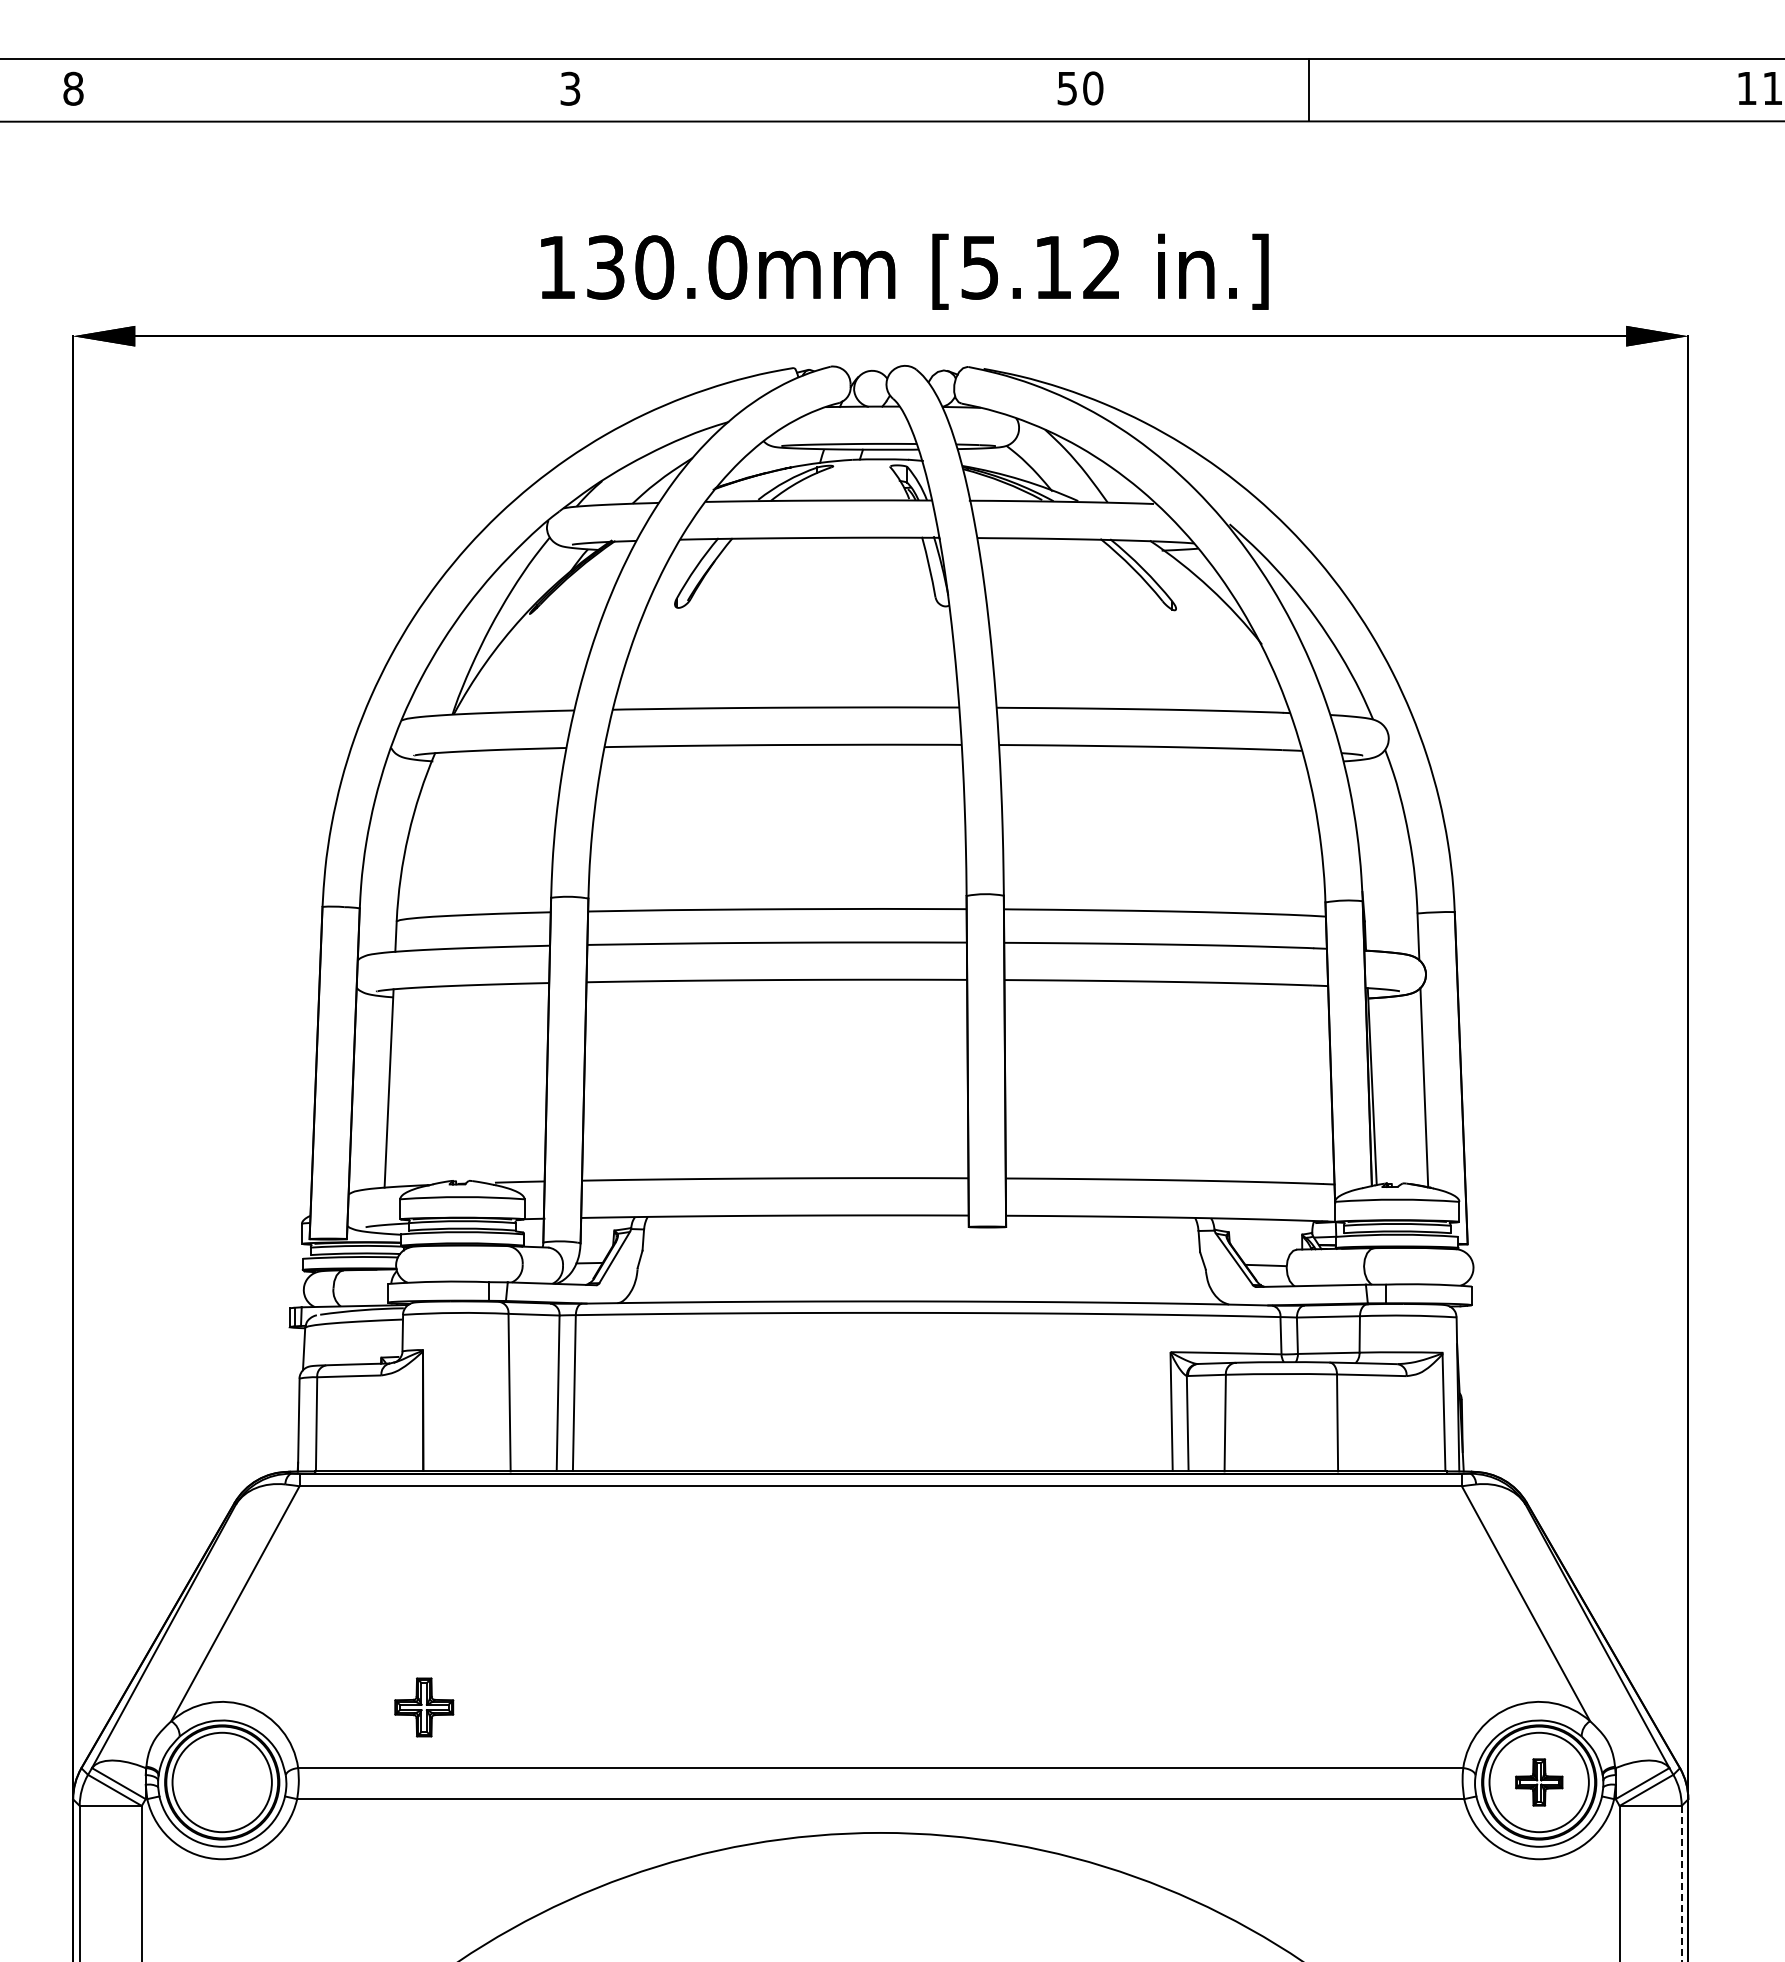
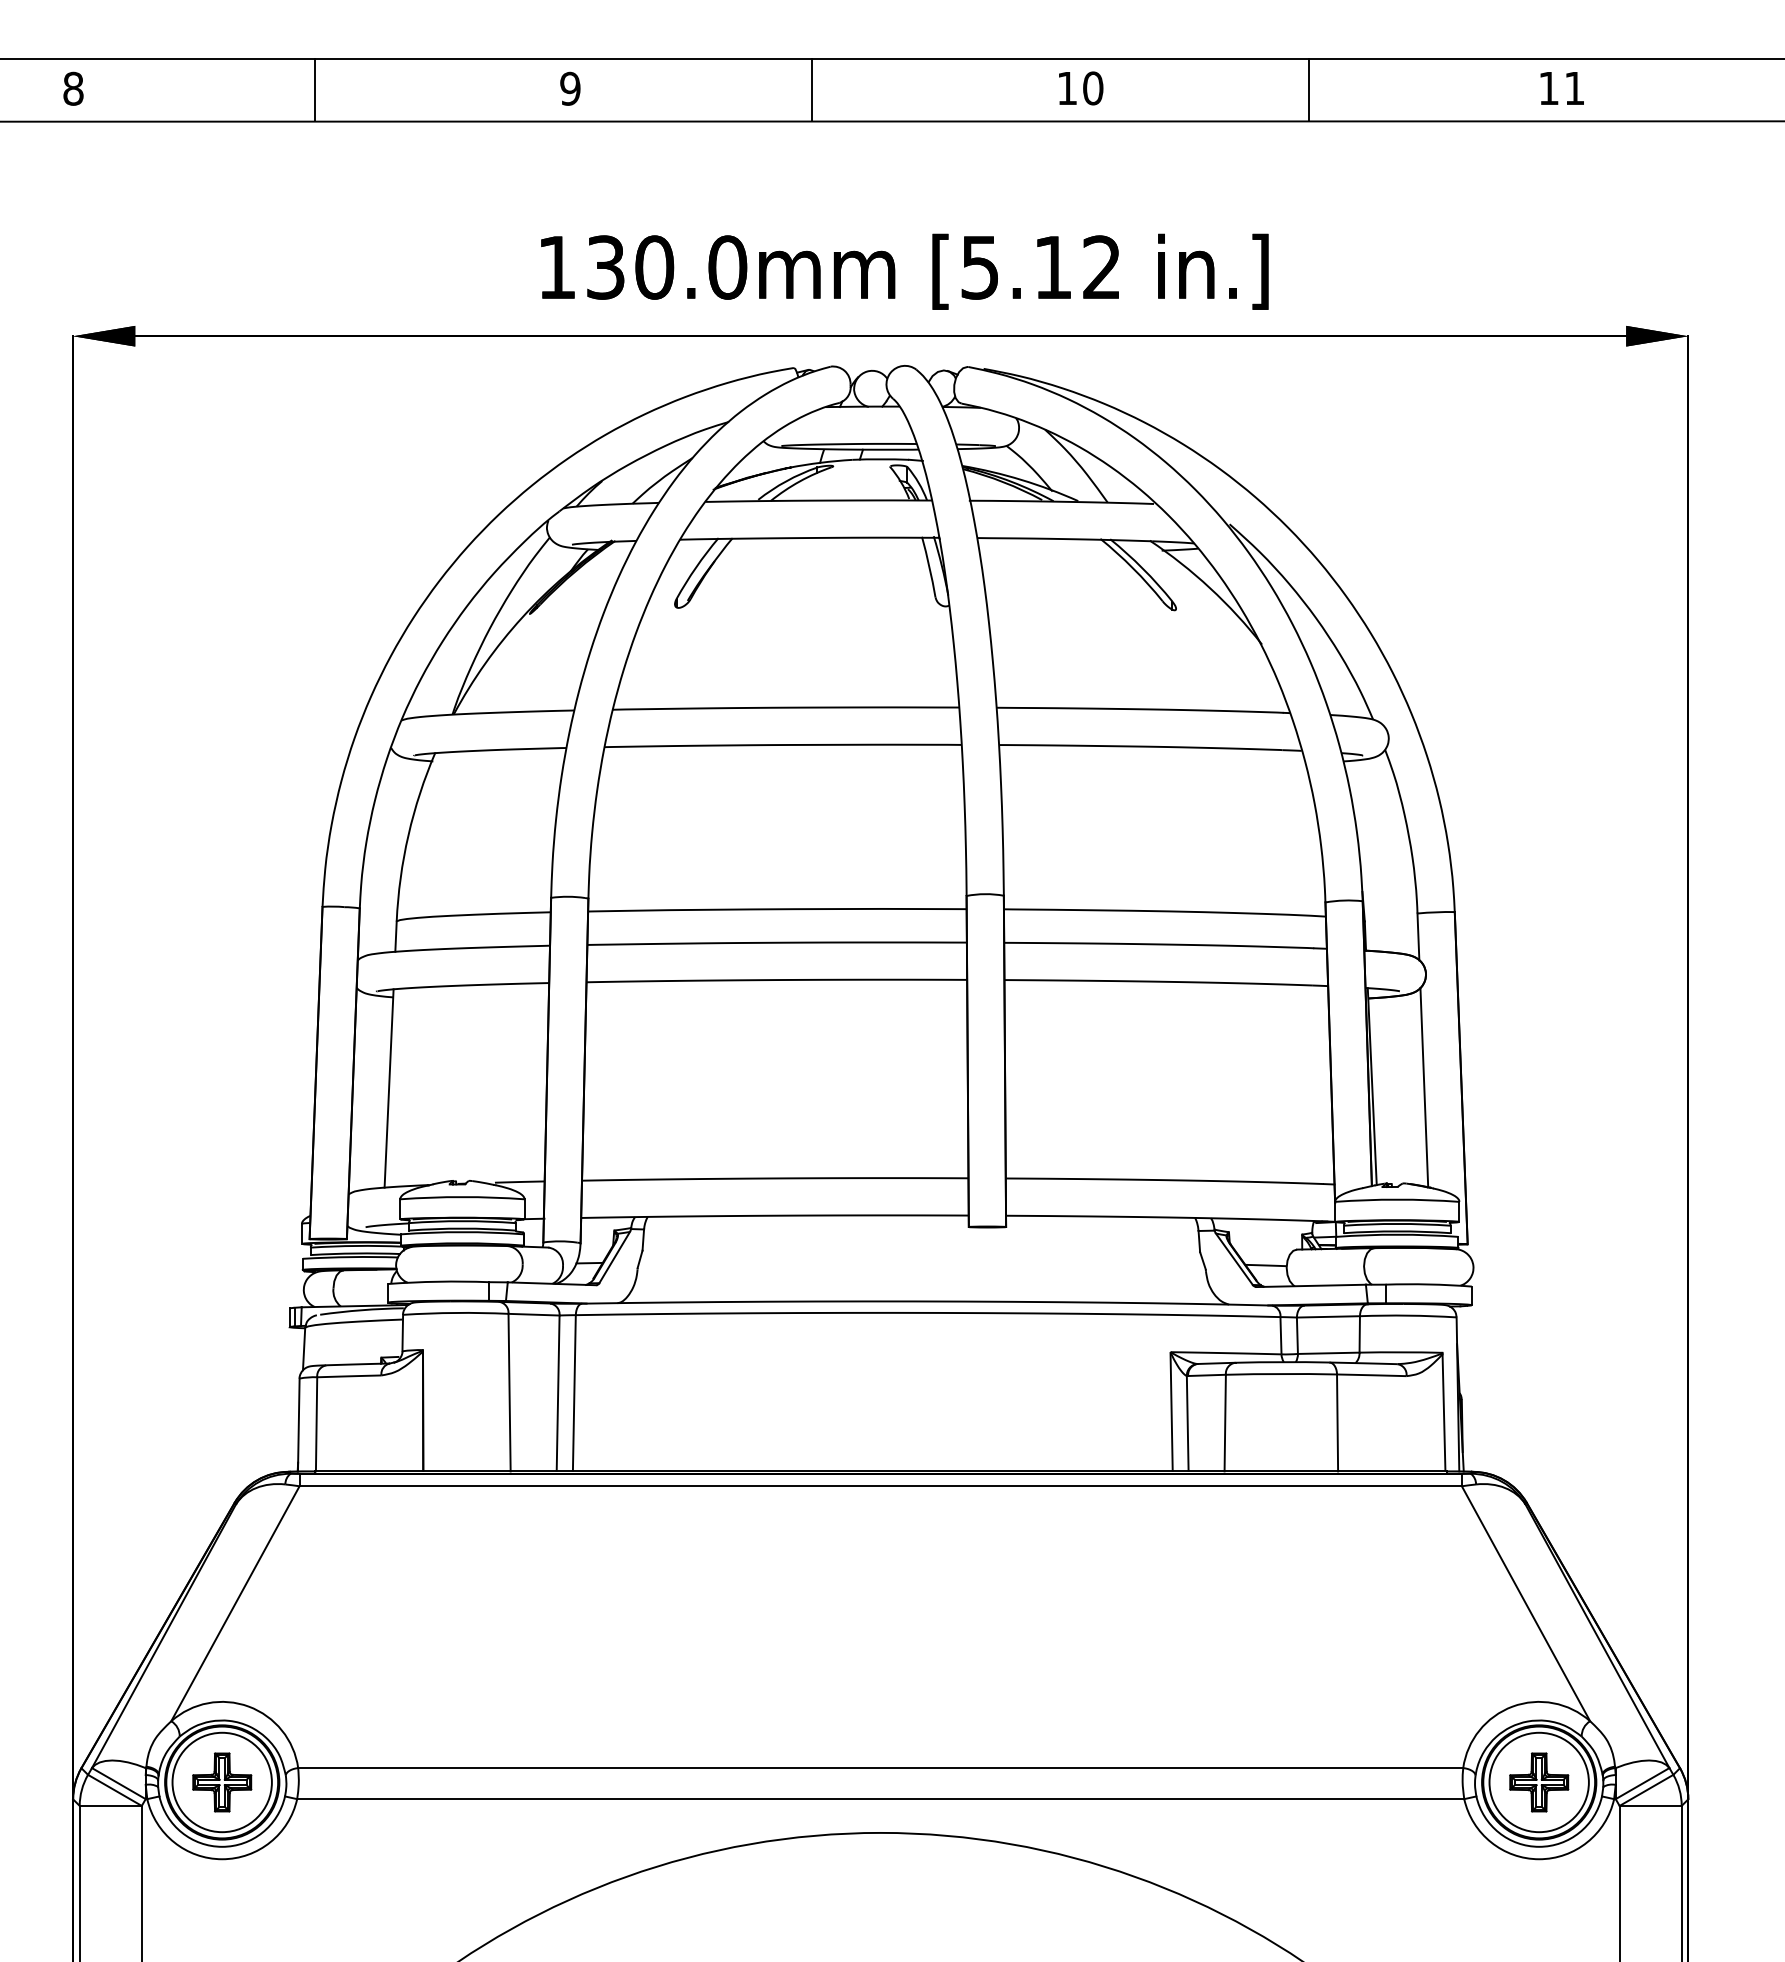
text: 3 -> 9 (570, 88)
text: 50 -> 10 (1066, 88)
text position: (1759, 88) -> (1561, 88) (1561, 88)
line: none -> present (315, 89)
line: none -> present (812, 89)
part position: (424, 1707) -> (222, 1782) (222, 1782)
part size: 49x49 px -> 61x61 px (1539, 1782)
line: dashed -> solid (1681, 1883)
